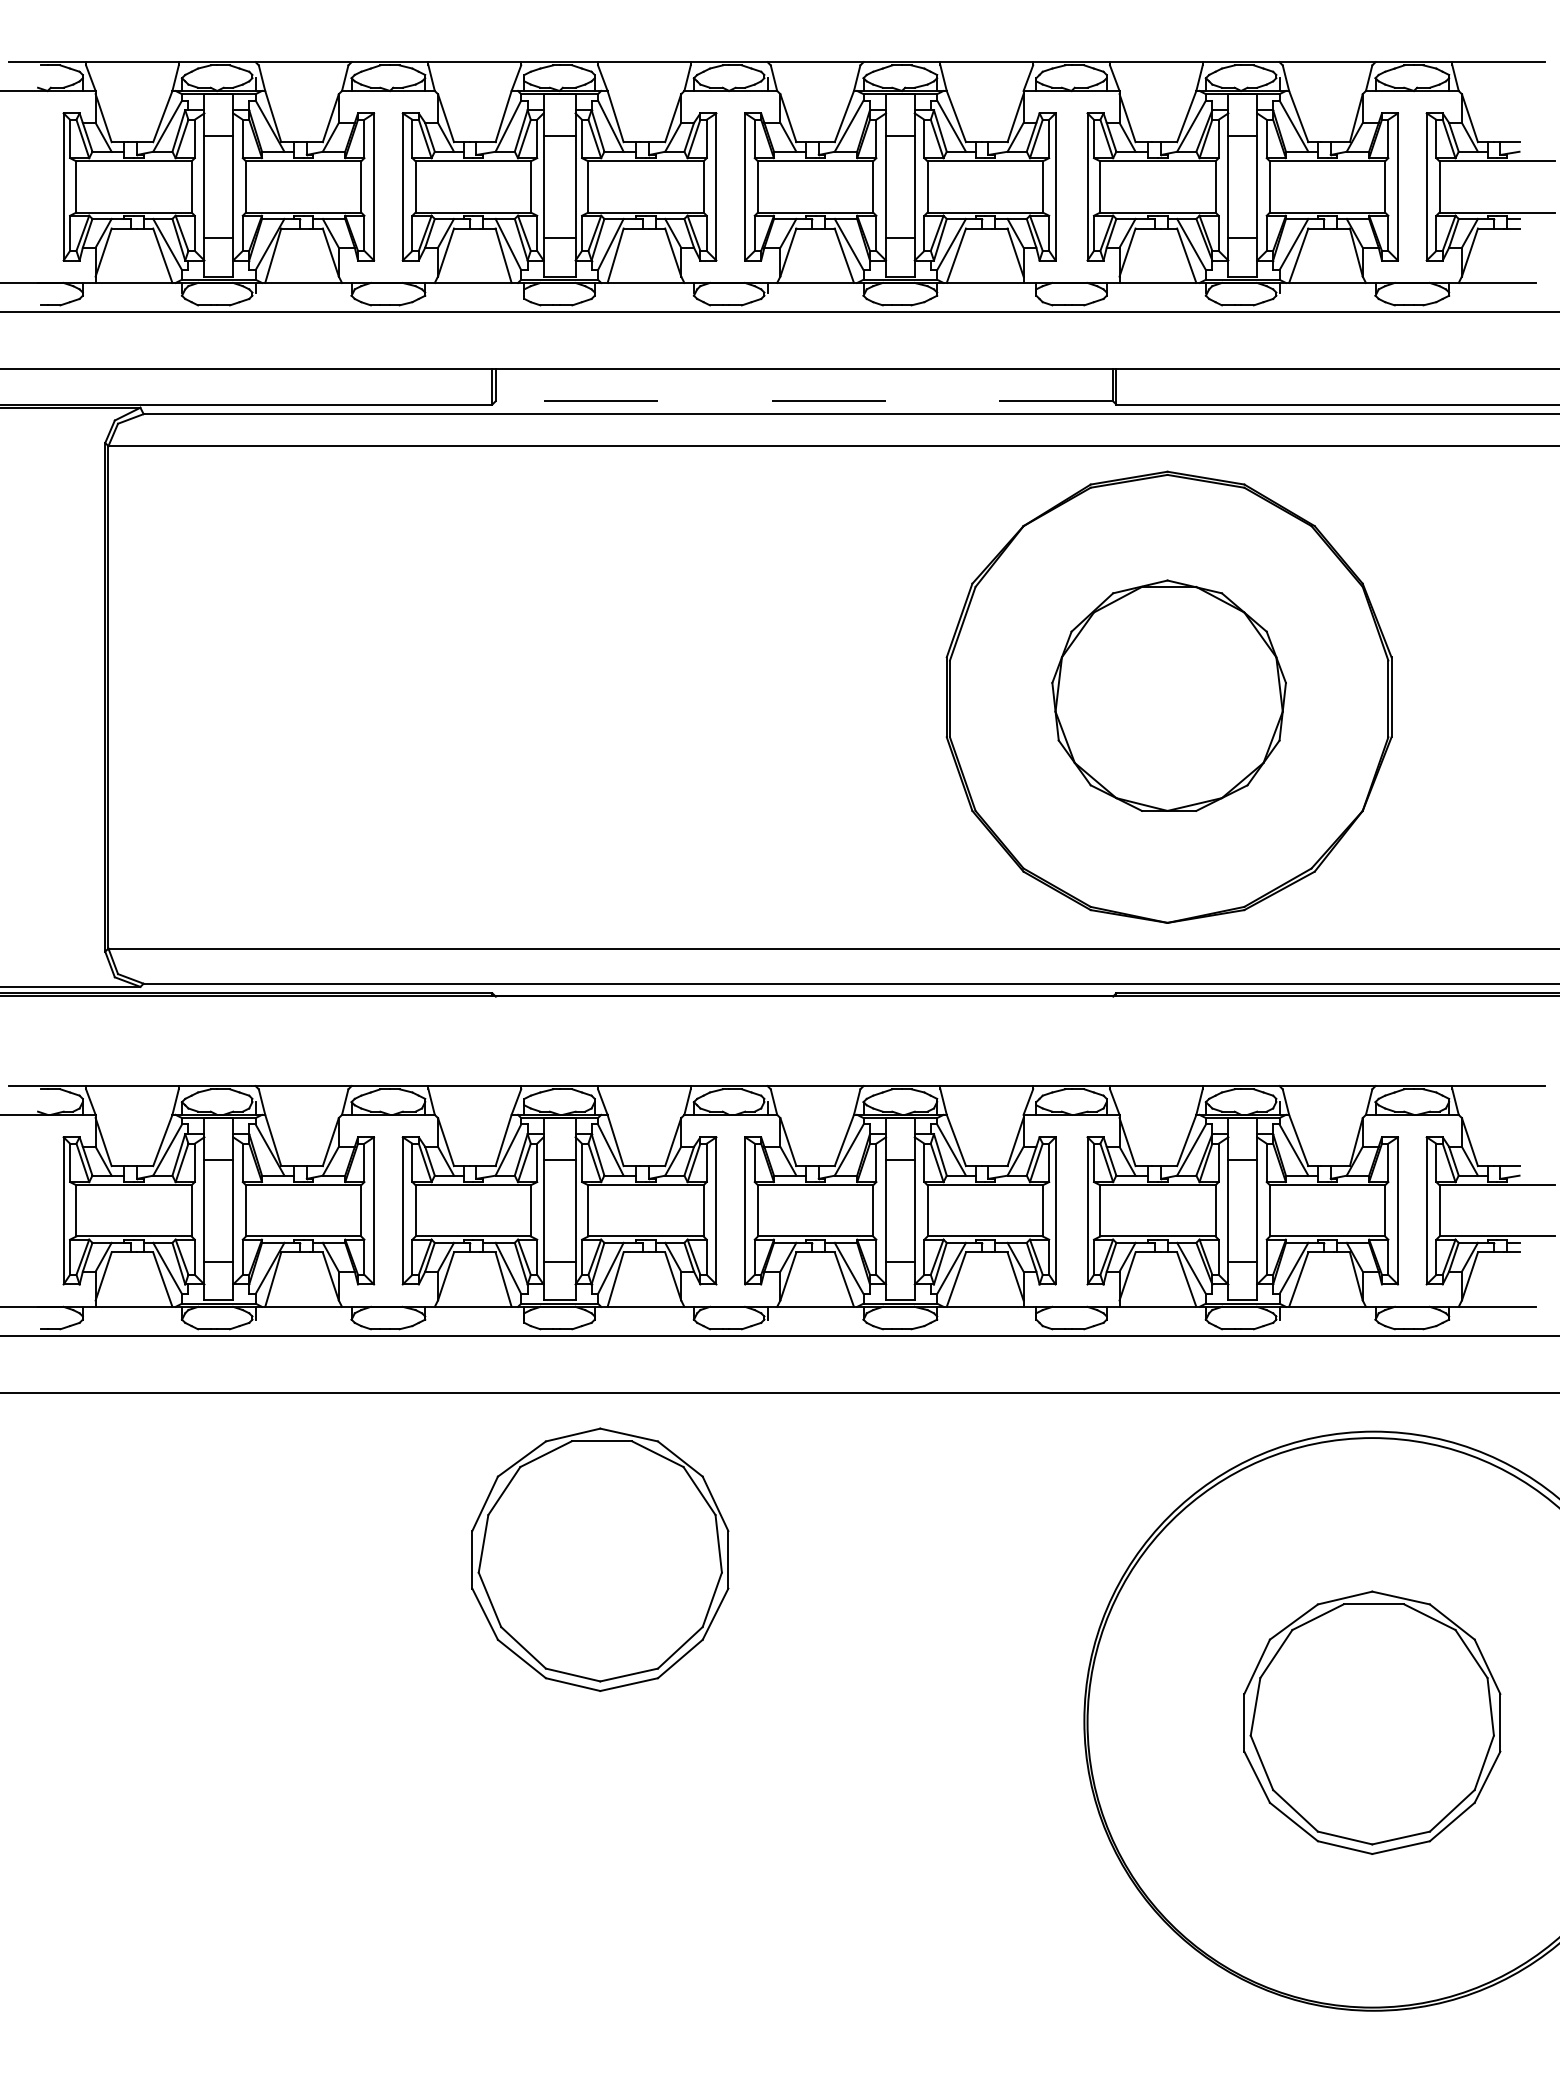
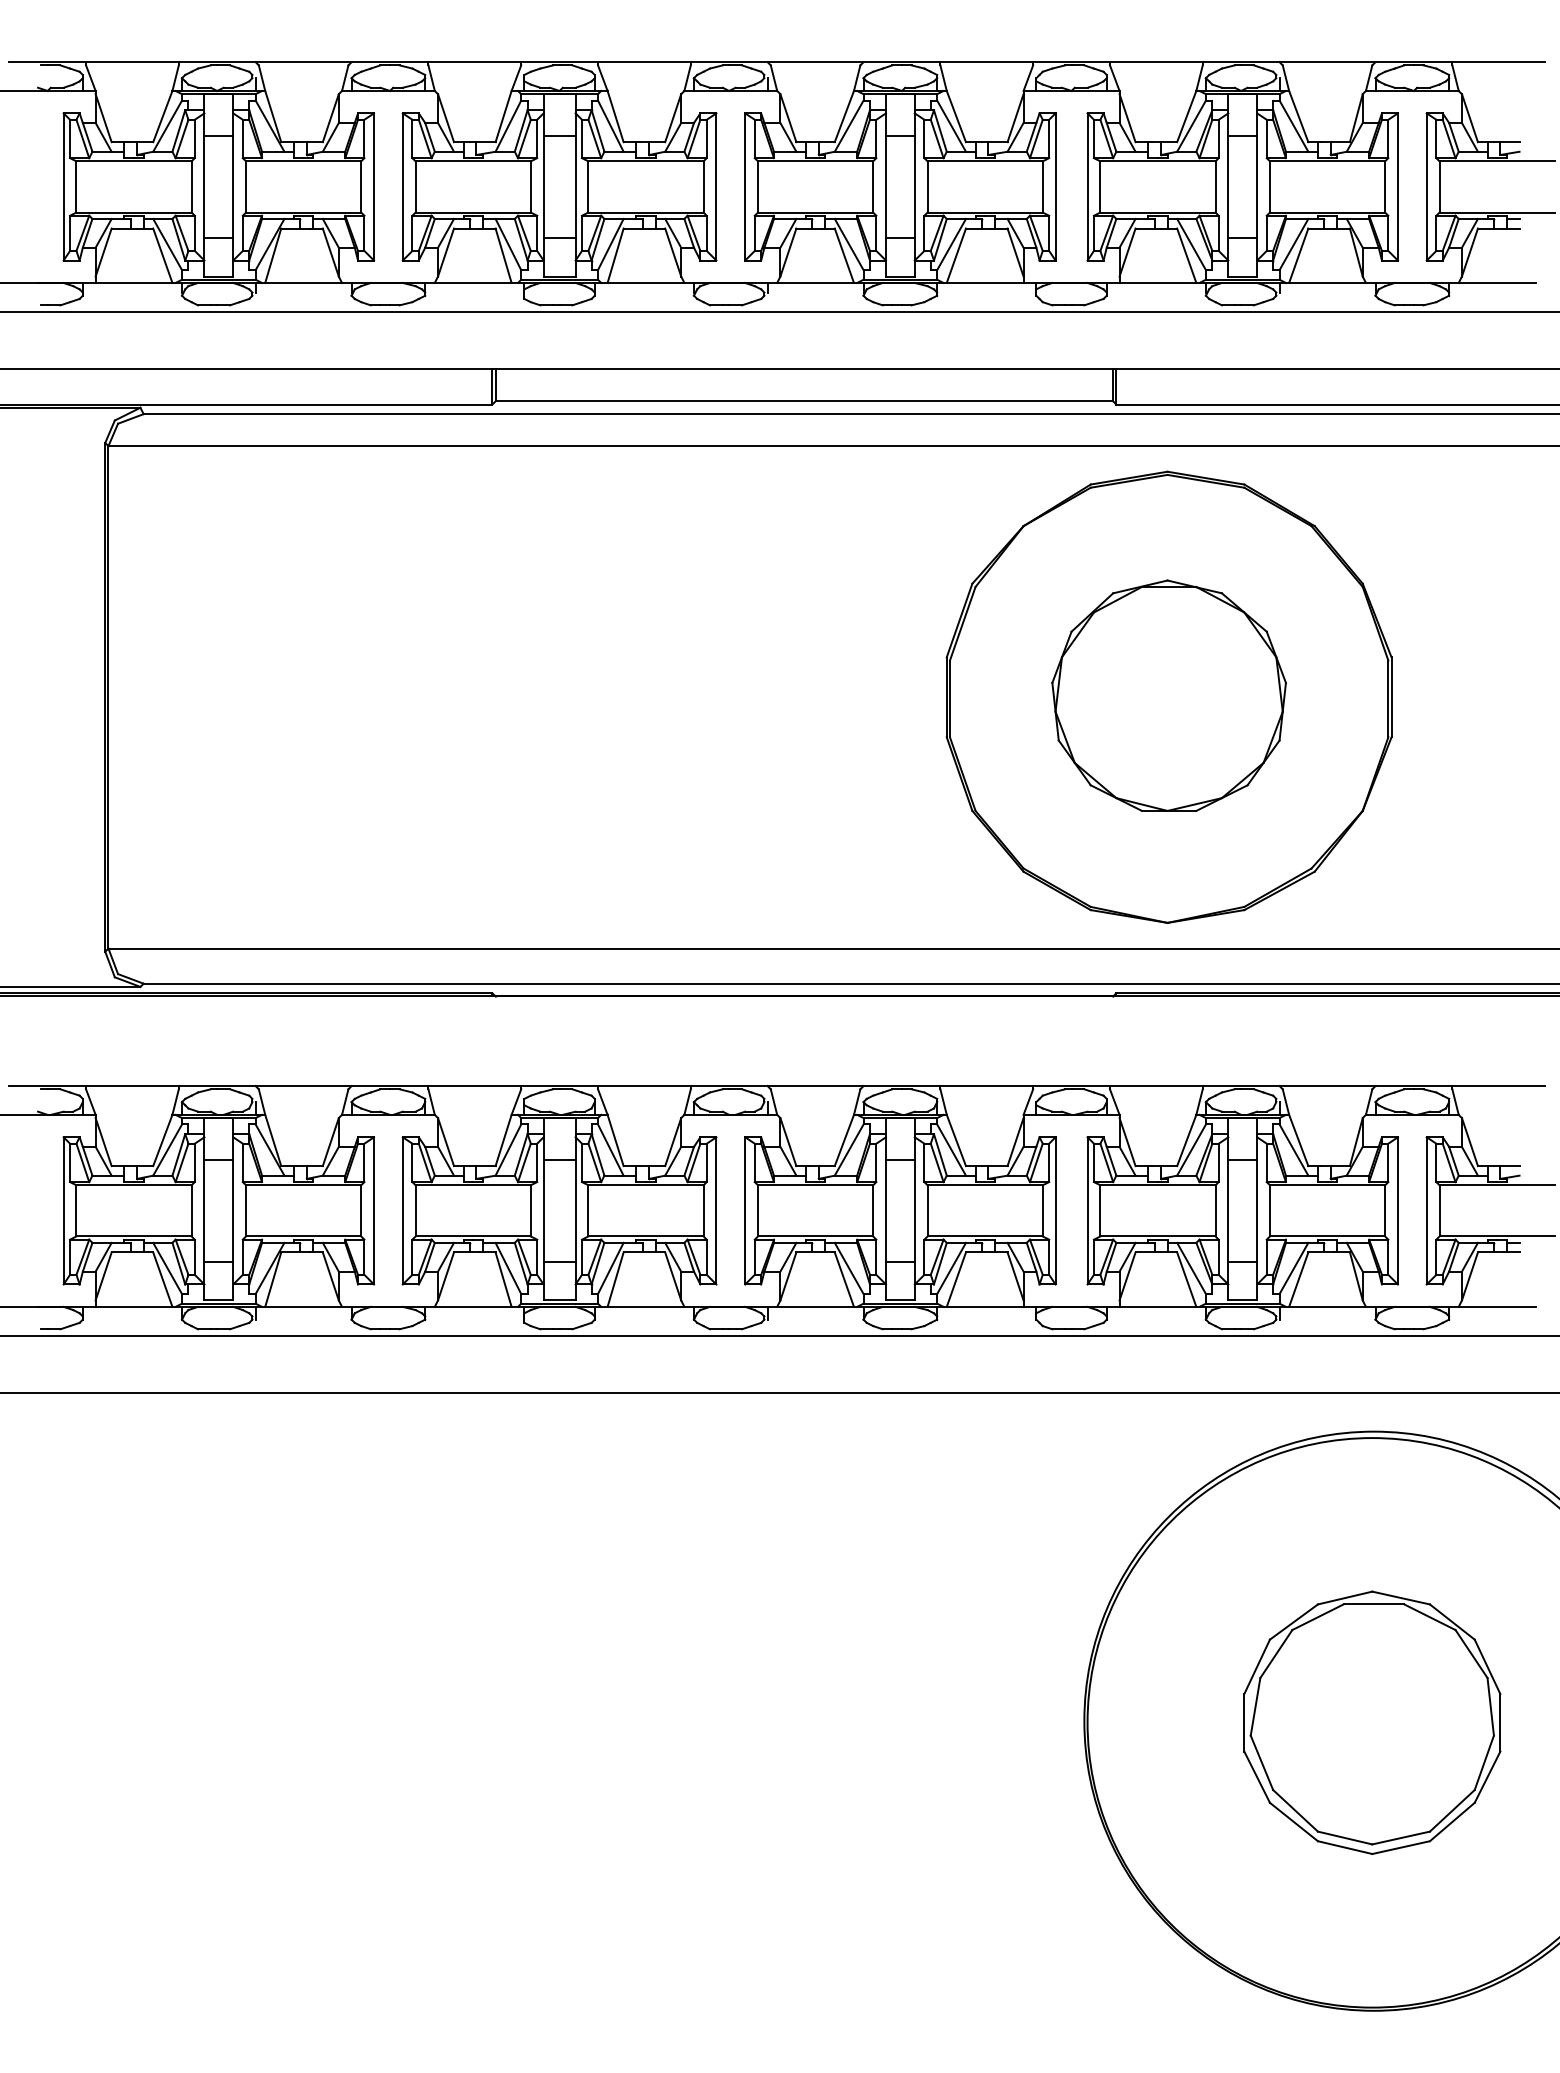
line: dashed -> solid (804, 401)
part: present -> none (600, 1559)
